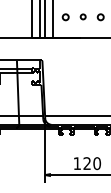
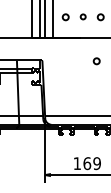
part: none -> present (96, 61)
text: 120 -> 169 (91, 163)
